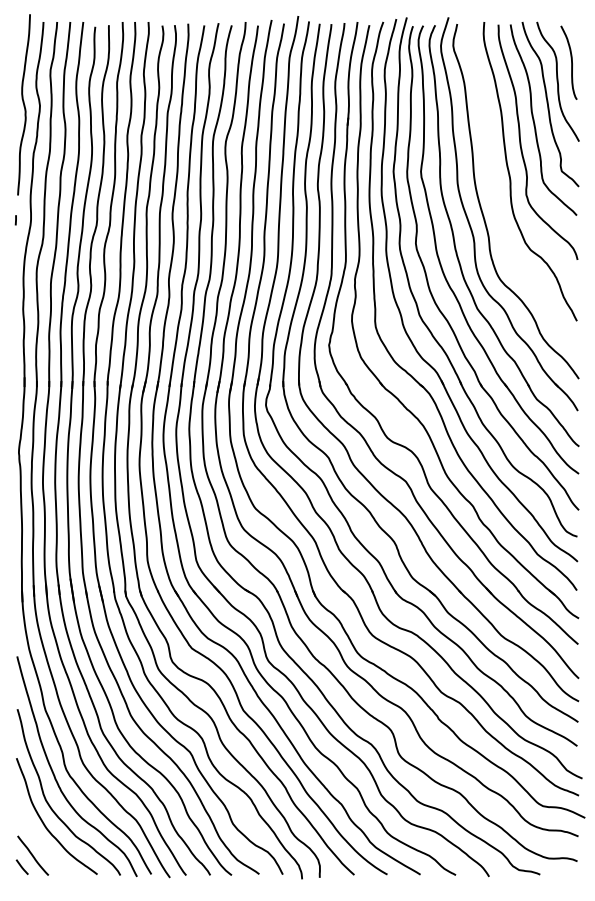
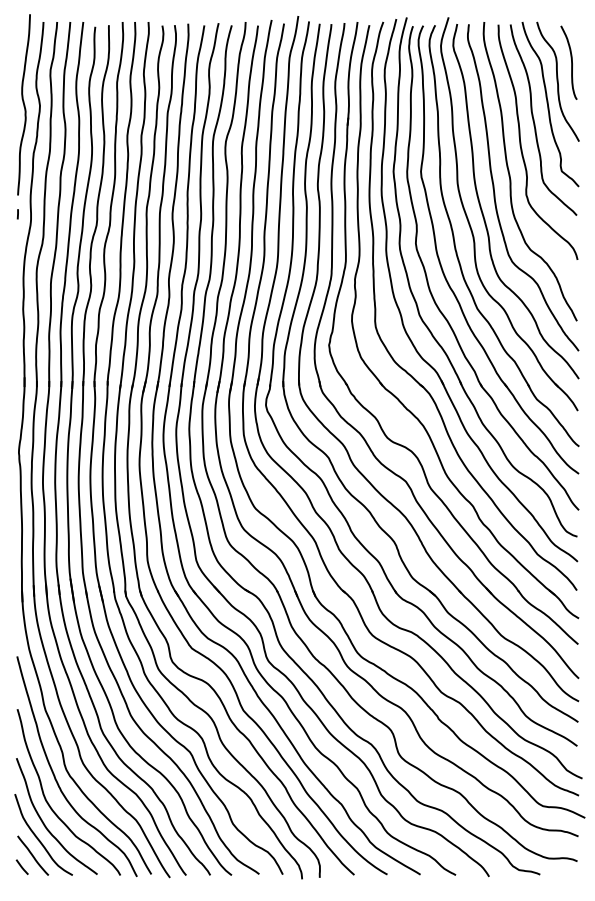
curve: none -> present (495, 192)
line position: (15, 220) -> (17, 214) (17, 214)
curve: none -> present (37, 836)
